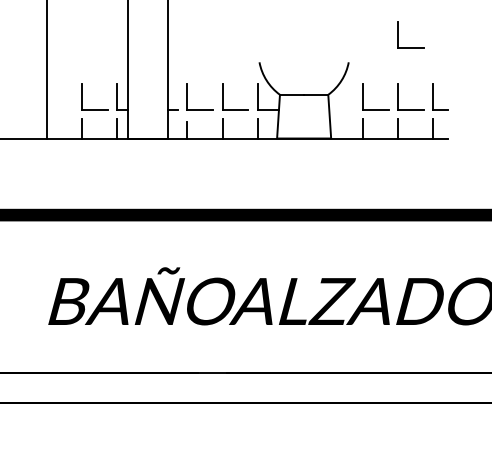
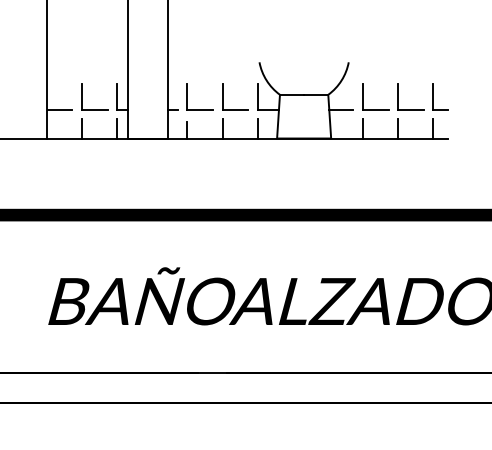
part: present -> none (398, 34)
line: none -> present (59, 109)
line: none -> present (341, 109)
